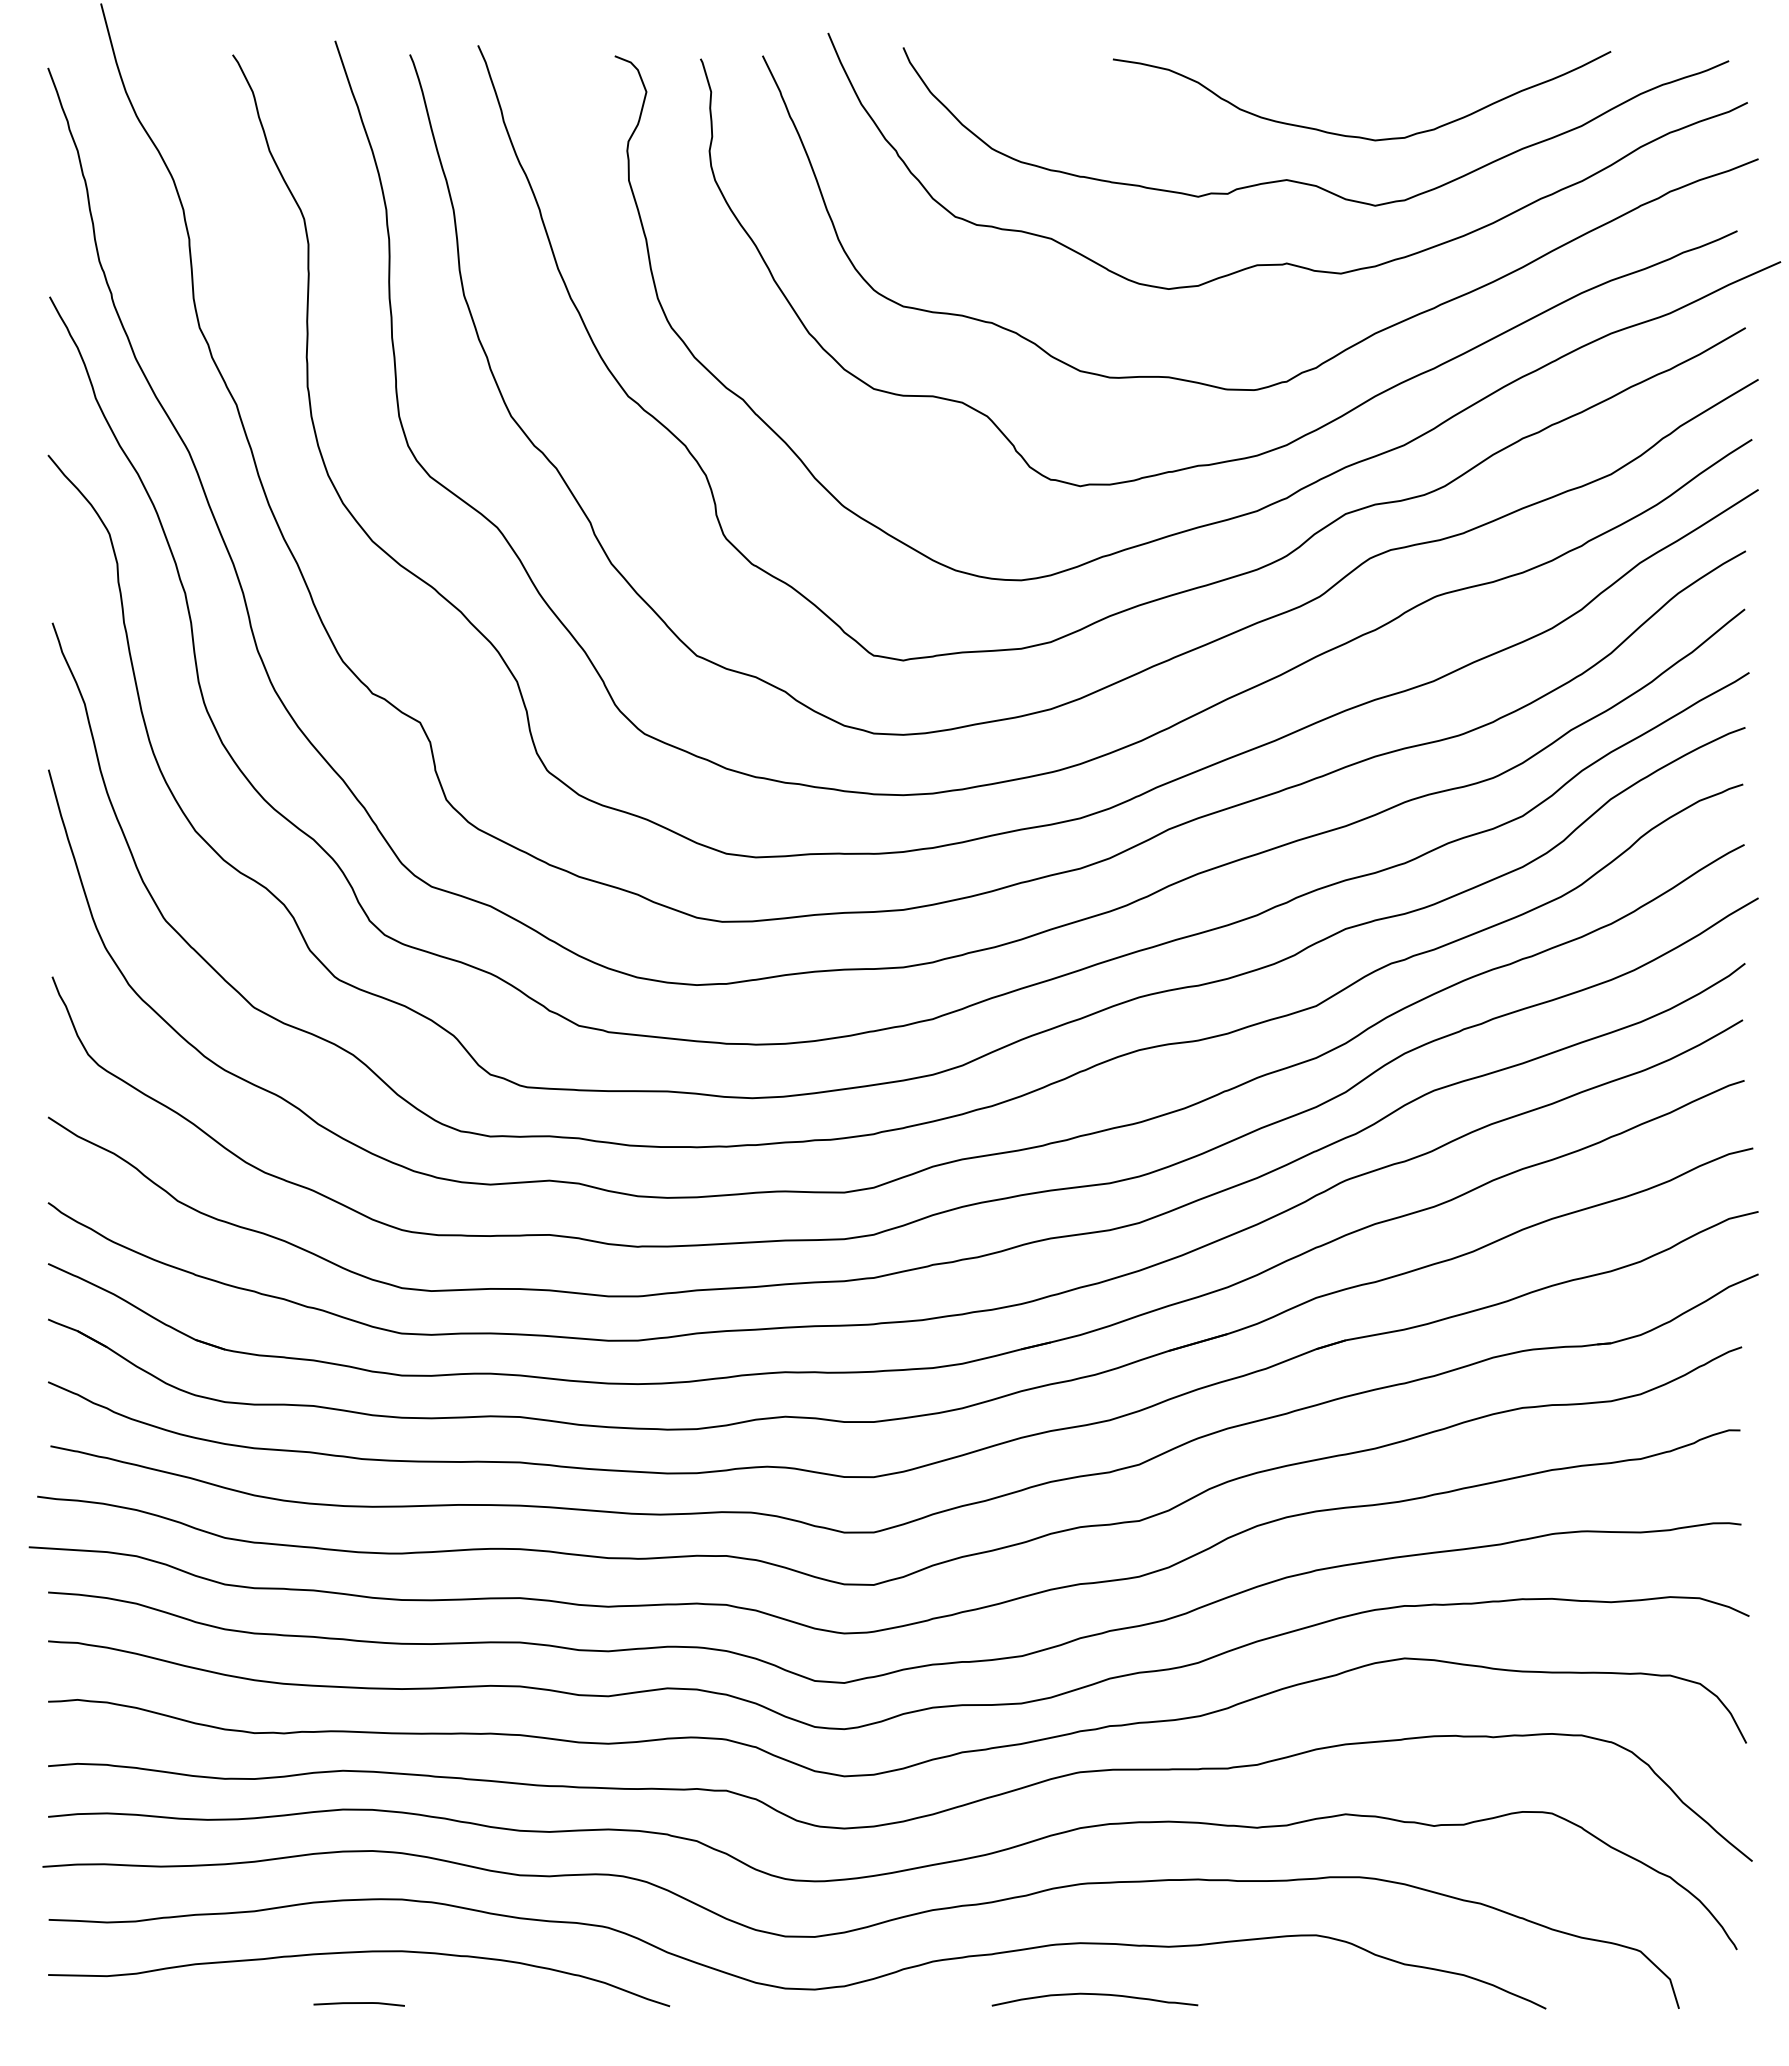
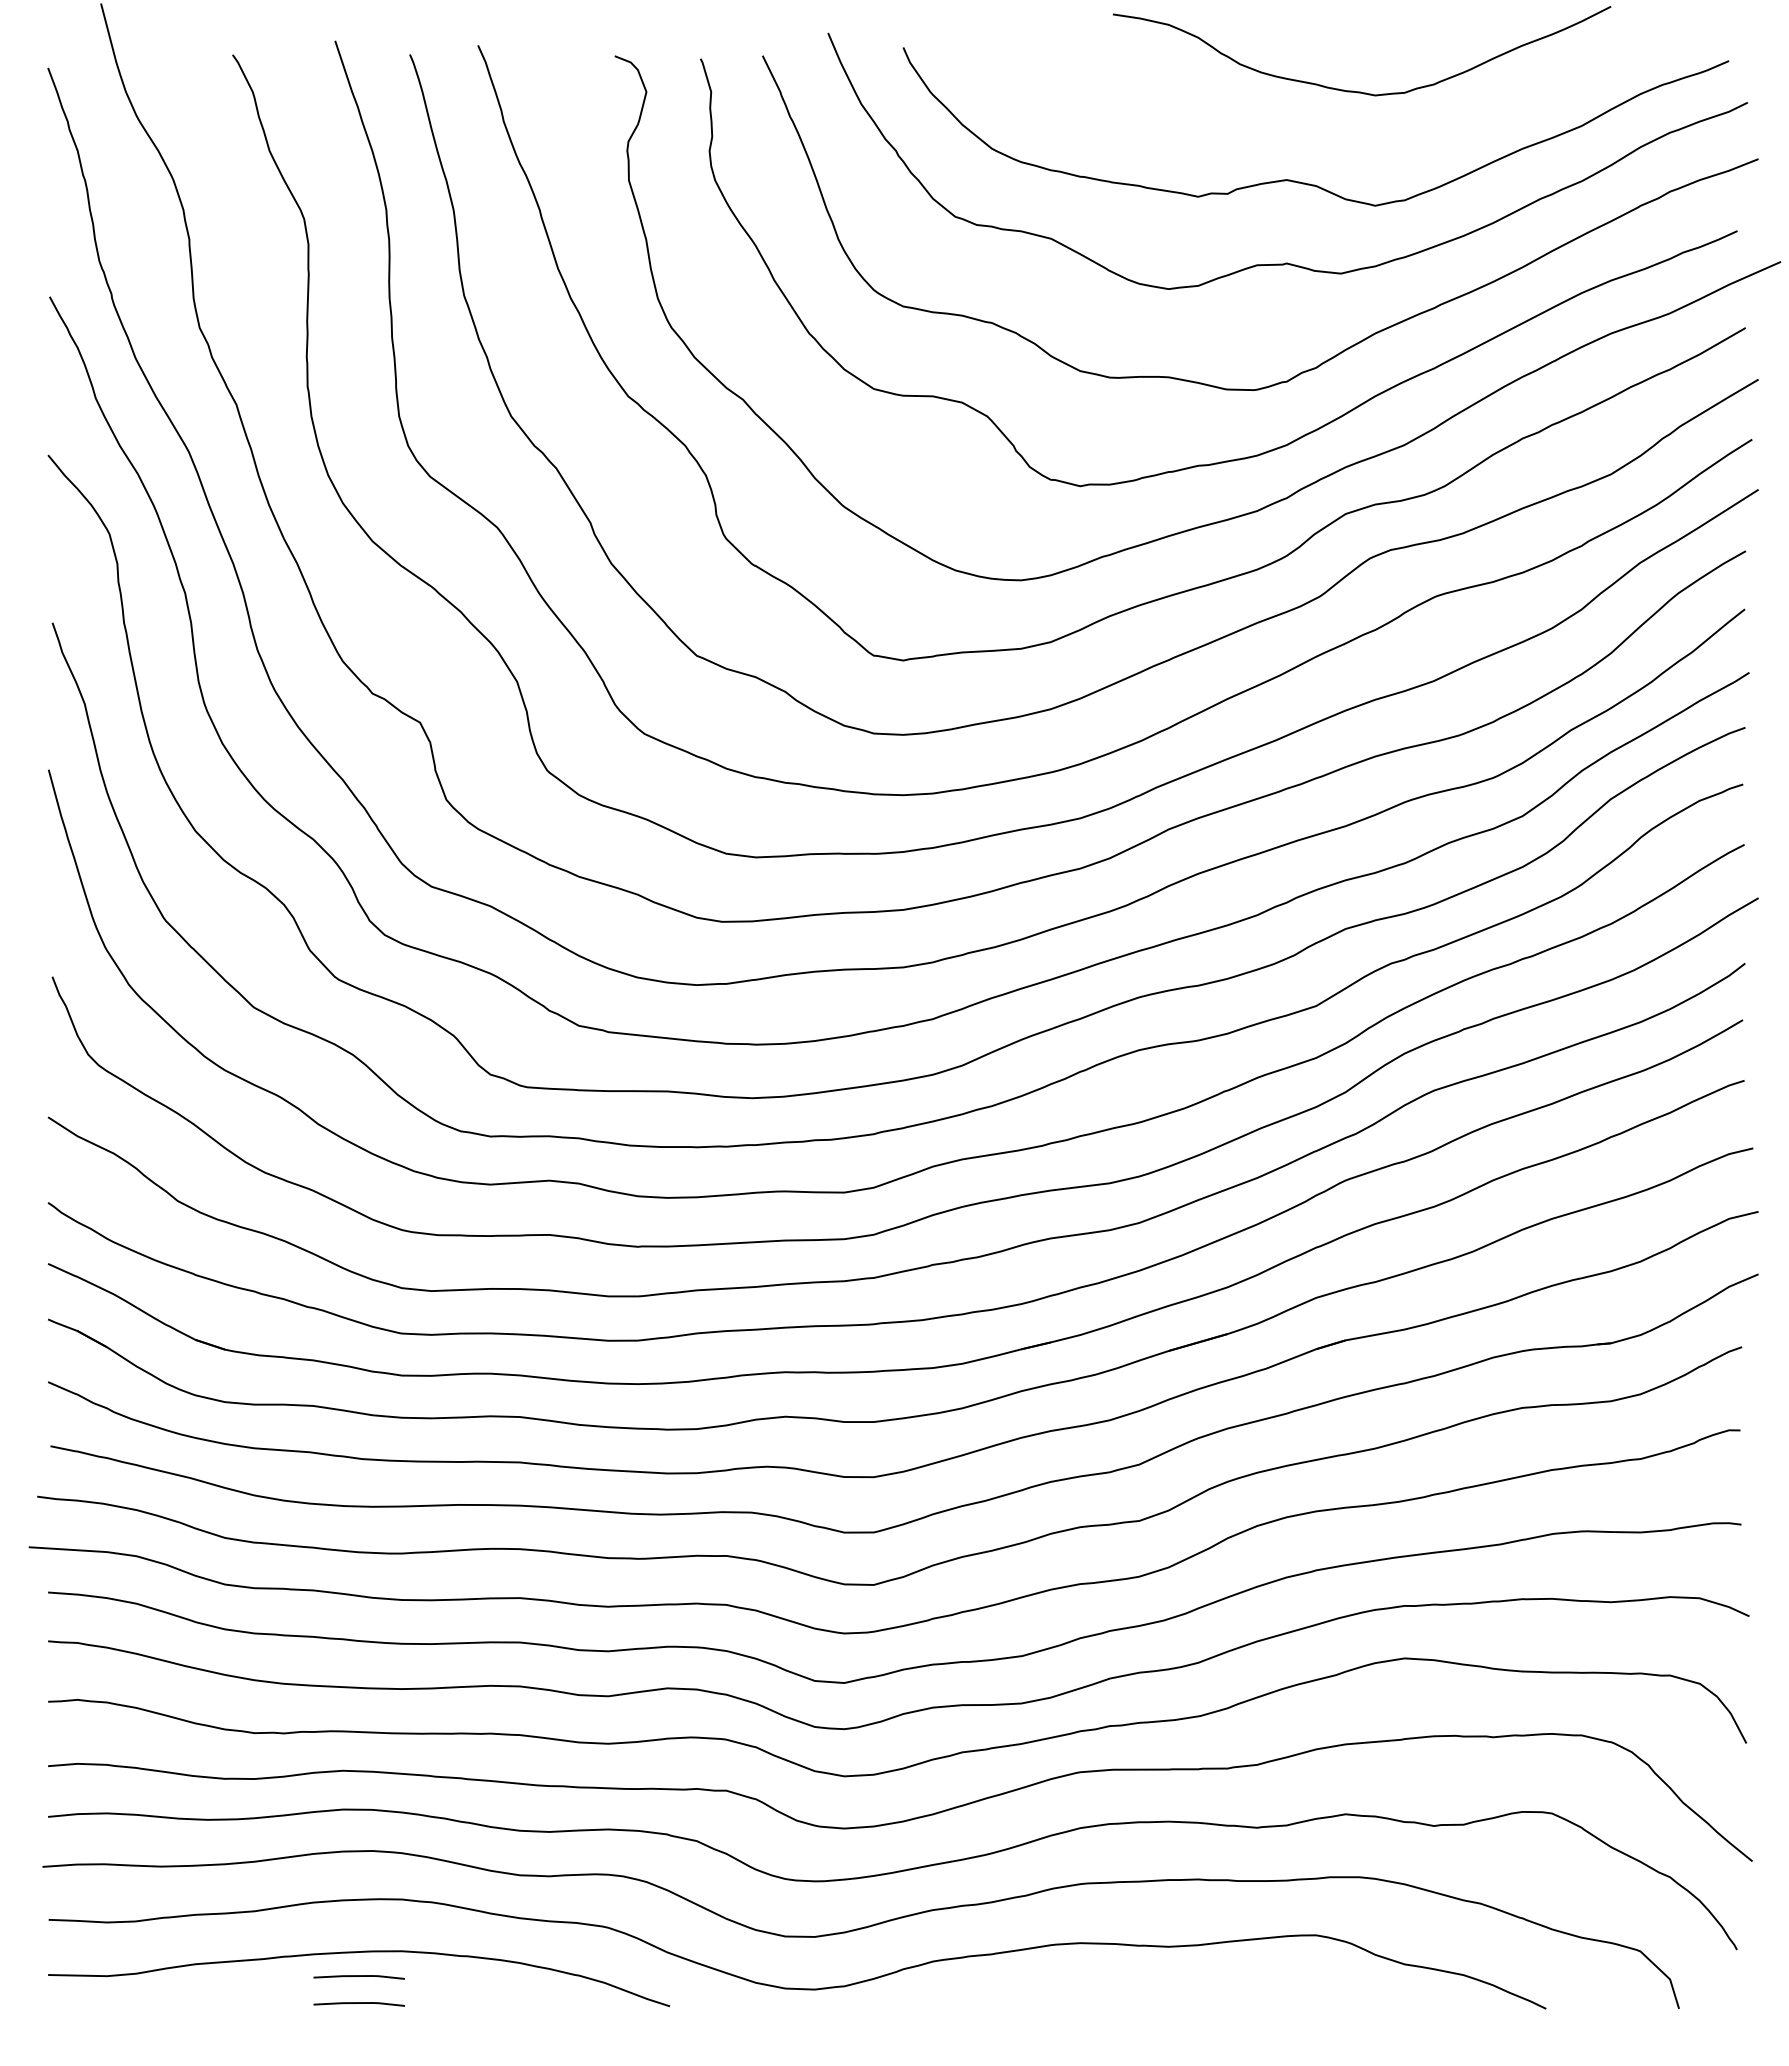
curve position: (1353, 135) -> (1353, 90) (1353, 90)
line: none -> present (358, 1976)
curve: present -> none (1095, 1995)
